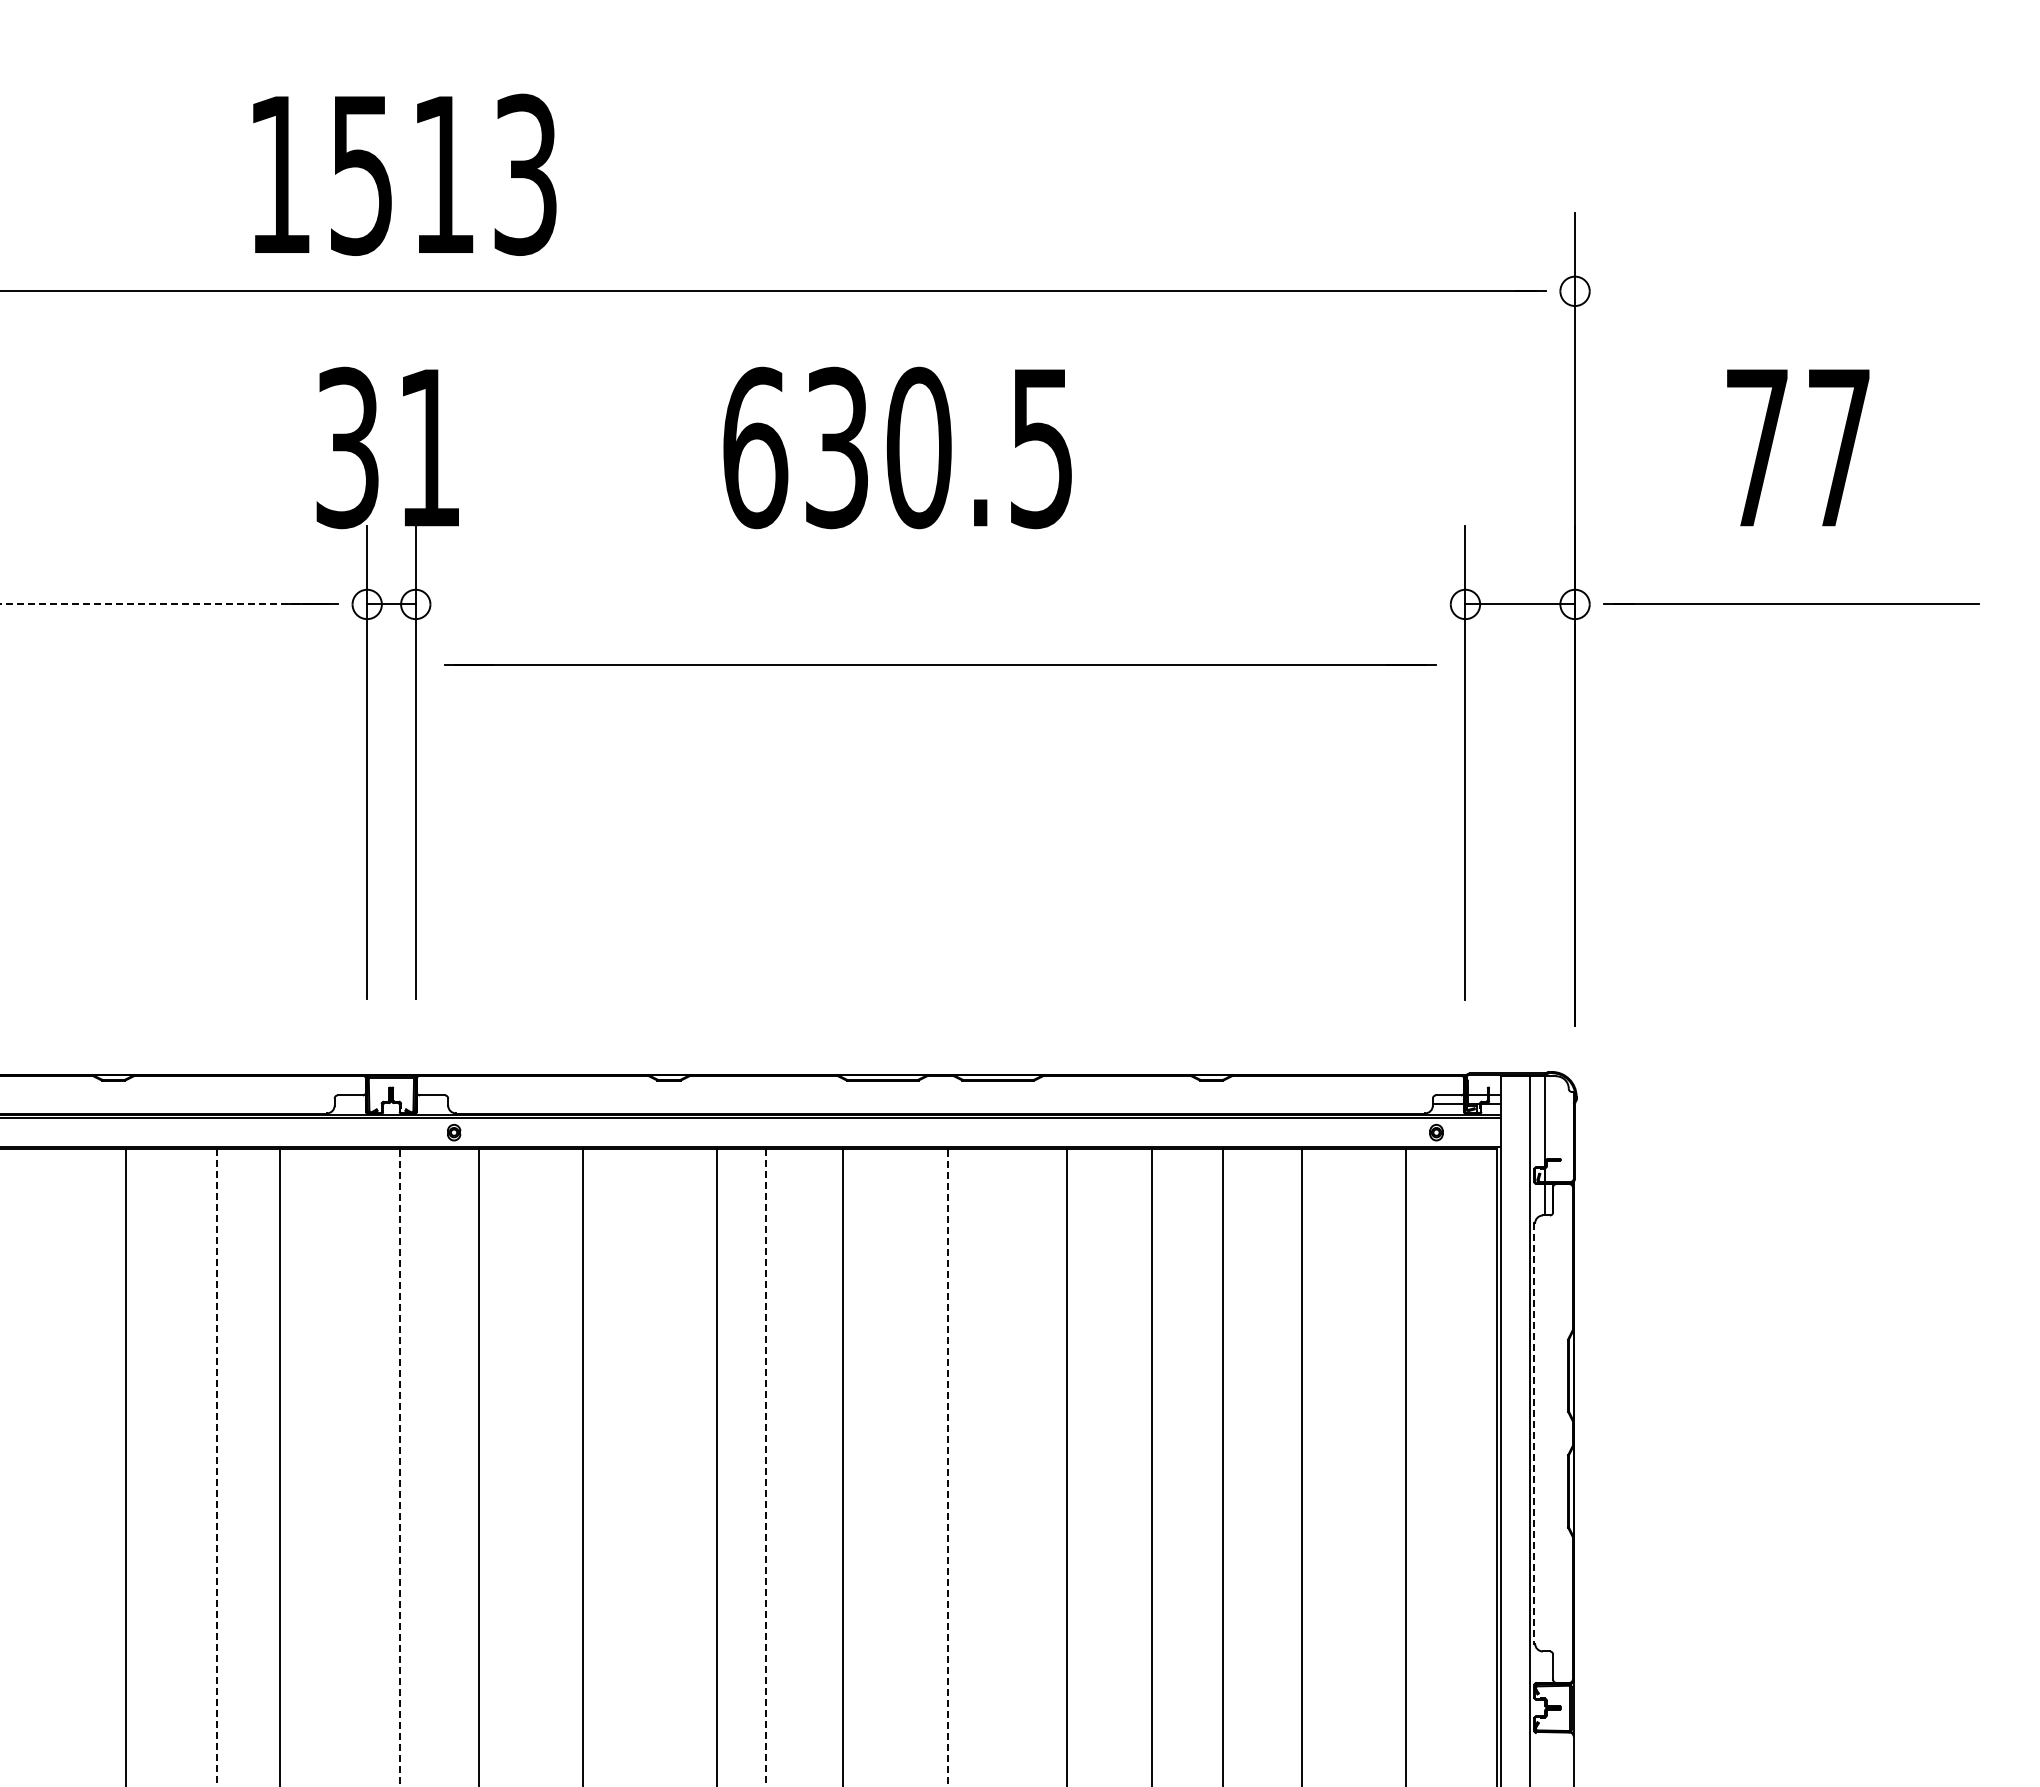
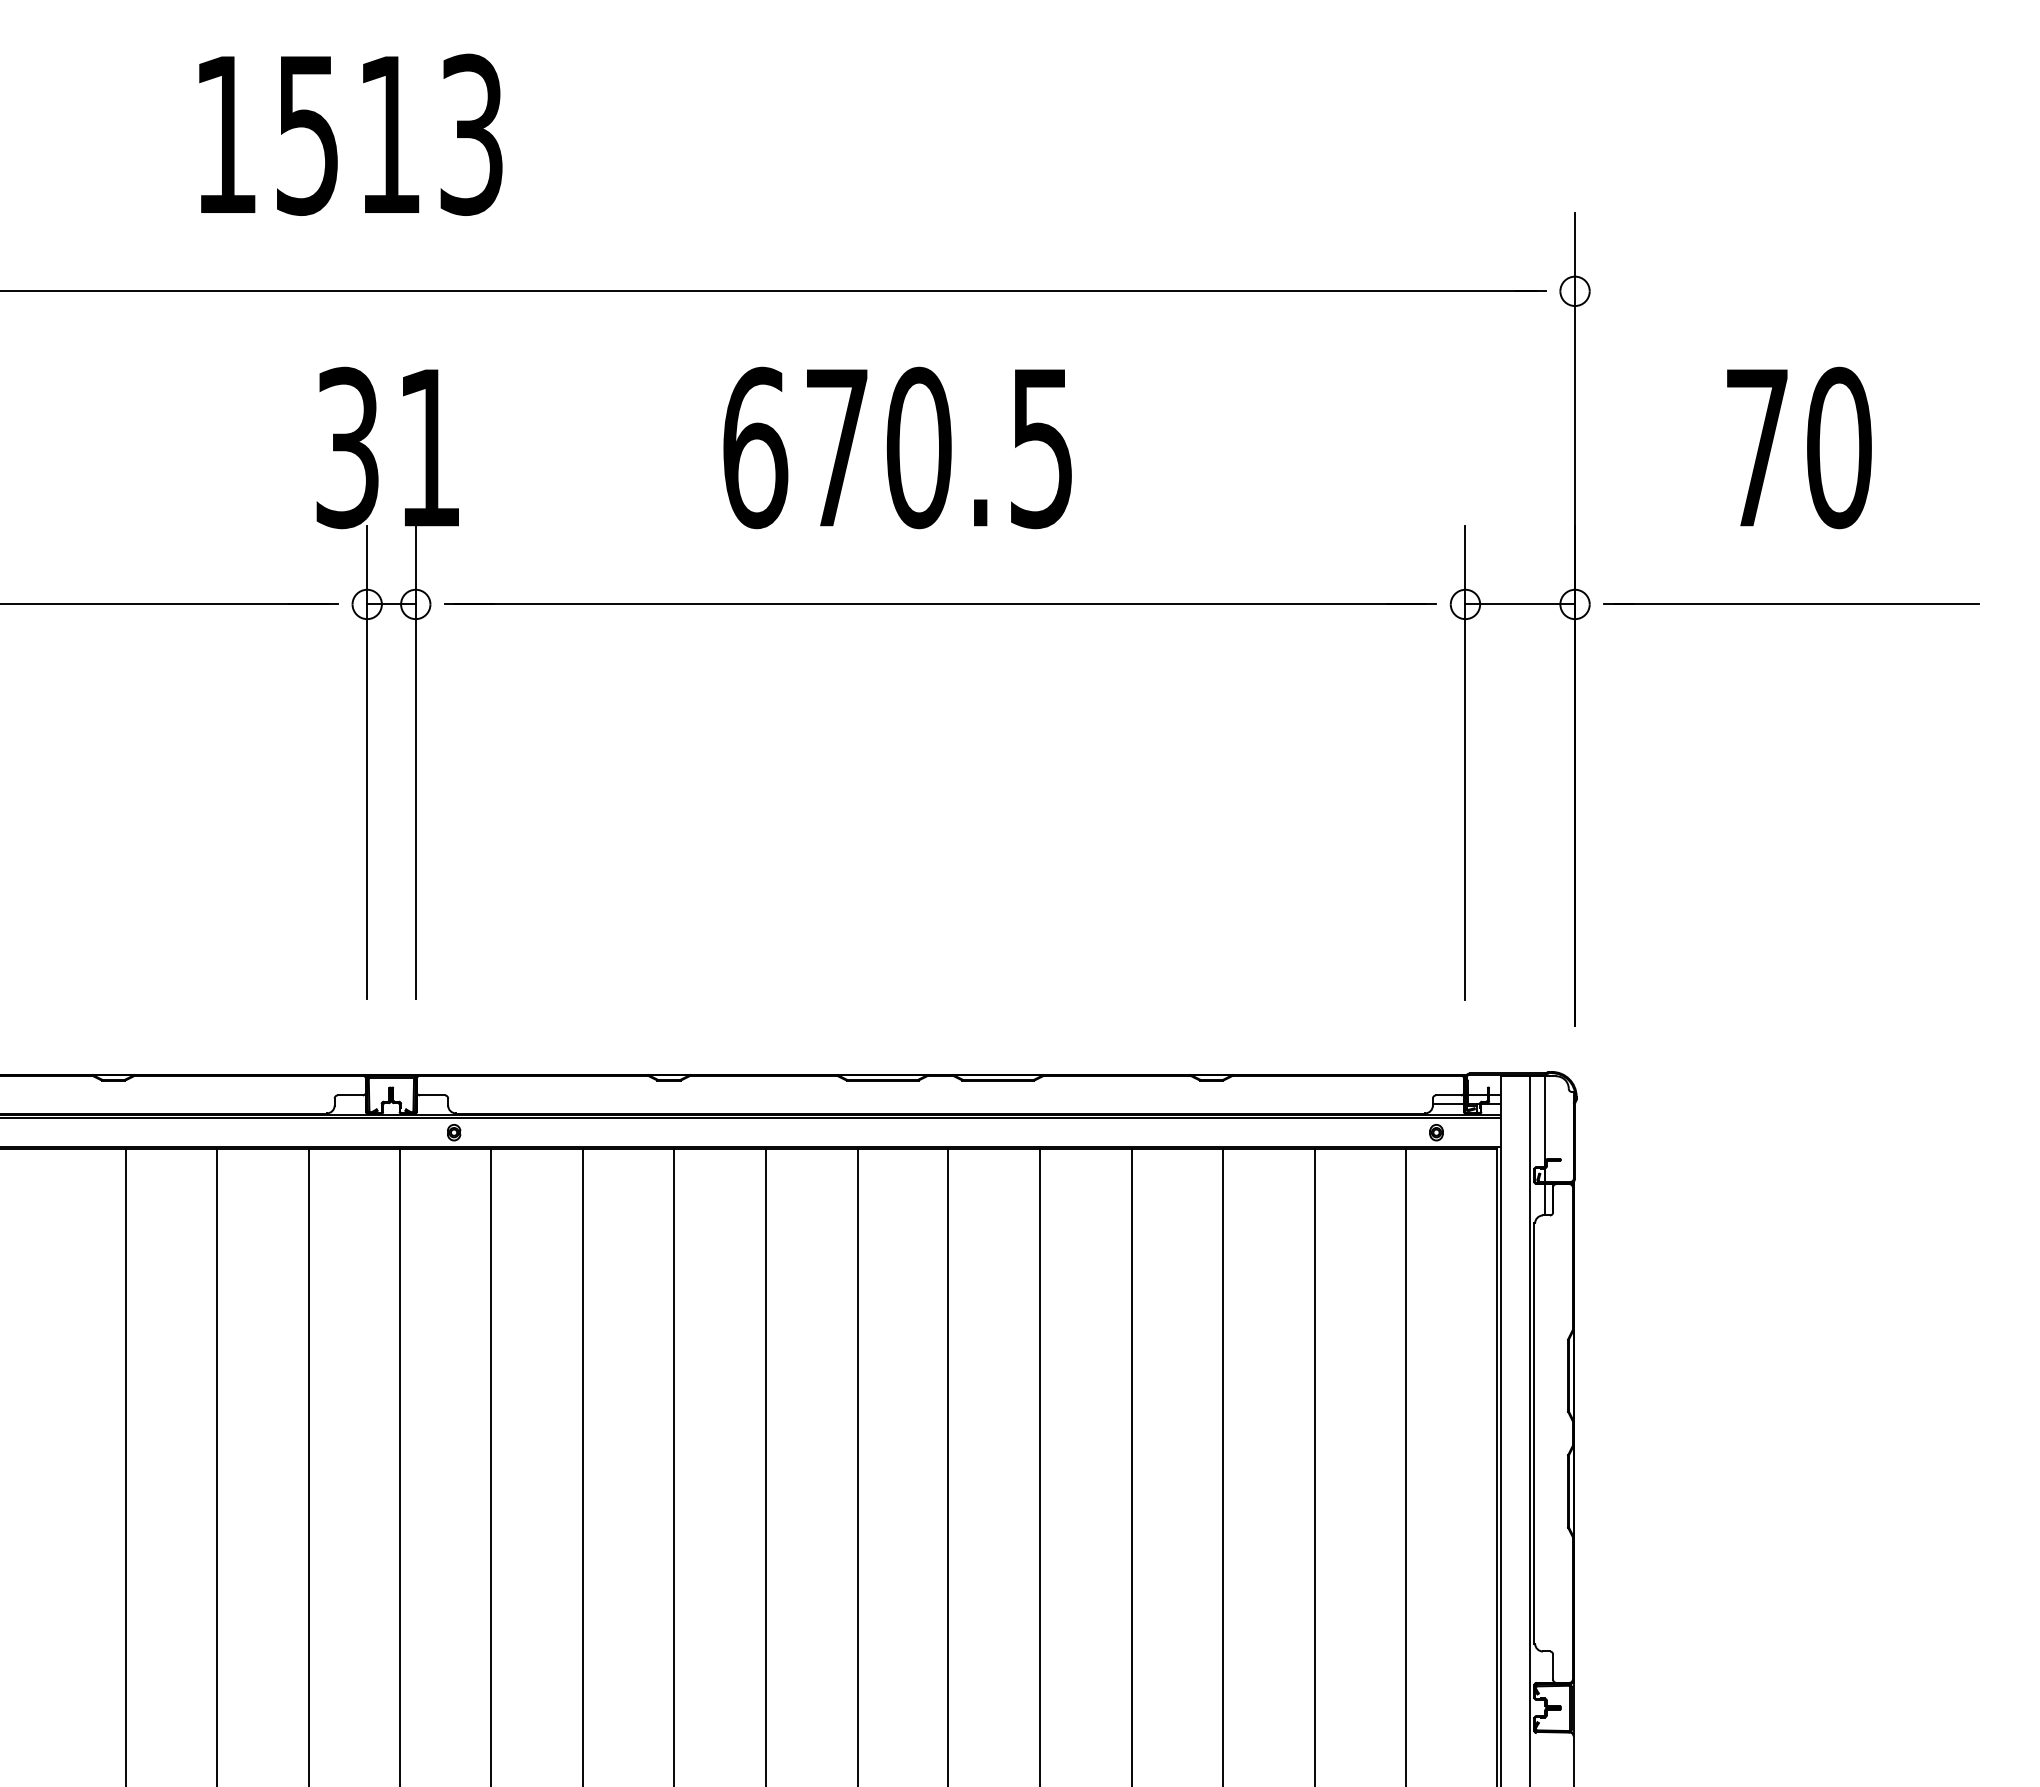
text position: (404, 174) -> (350, 134) (350, 134)
text: 630.5 -> 670.5 (836, 447)
text: 77 -> 70 (1839, 447)
line: dashed -> solid (164, 604)
line position: (940, 664) -> (940, 603) (940, 603)
line: dashed -> solid (1534, 1433)
line position: (279, 1465) -> (308, 1465) (308, 1465)
line position: (479, 1465) -> (491, 1465) (491, 1465)
line position: (717, 1465) -> (674, 1465) (674, 1465)
line position: (842, 1465) -> (857, 1465) (857, 1465)
line position: (1066, 1465) -> (1039, 1465) (1039, 1465)
line position: (1151, 1465) -> (1131, 1465) (1131, 1465)
line position: (1301, 1465) -> (1314, 1465) (1314, 1465)
line: dashed -> solid (217, 1467)
line: dashed -> solid (399, 1467)
line: dashed -> solid (765, 1467)
line: dashed -> solid (948, 1467)
